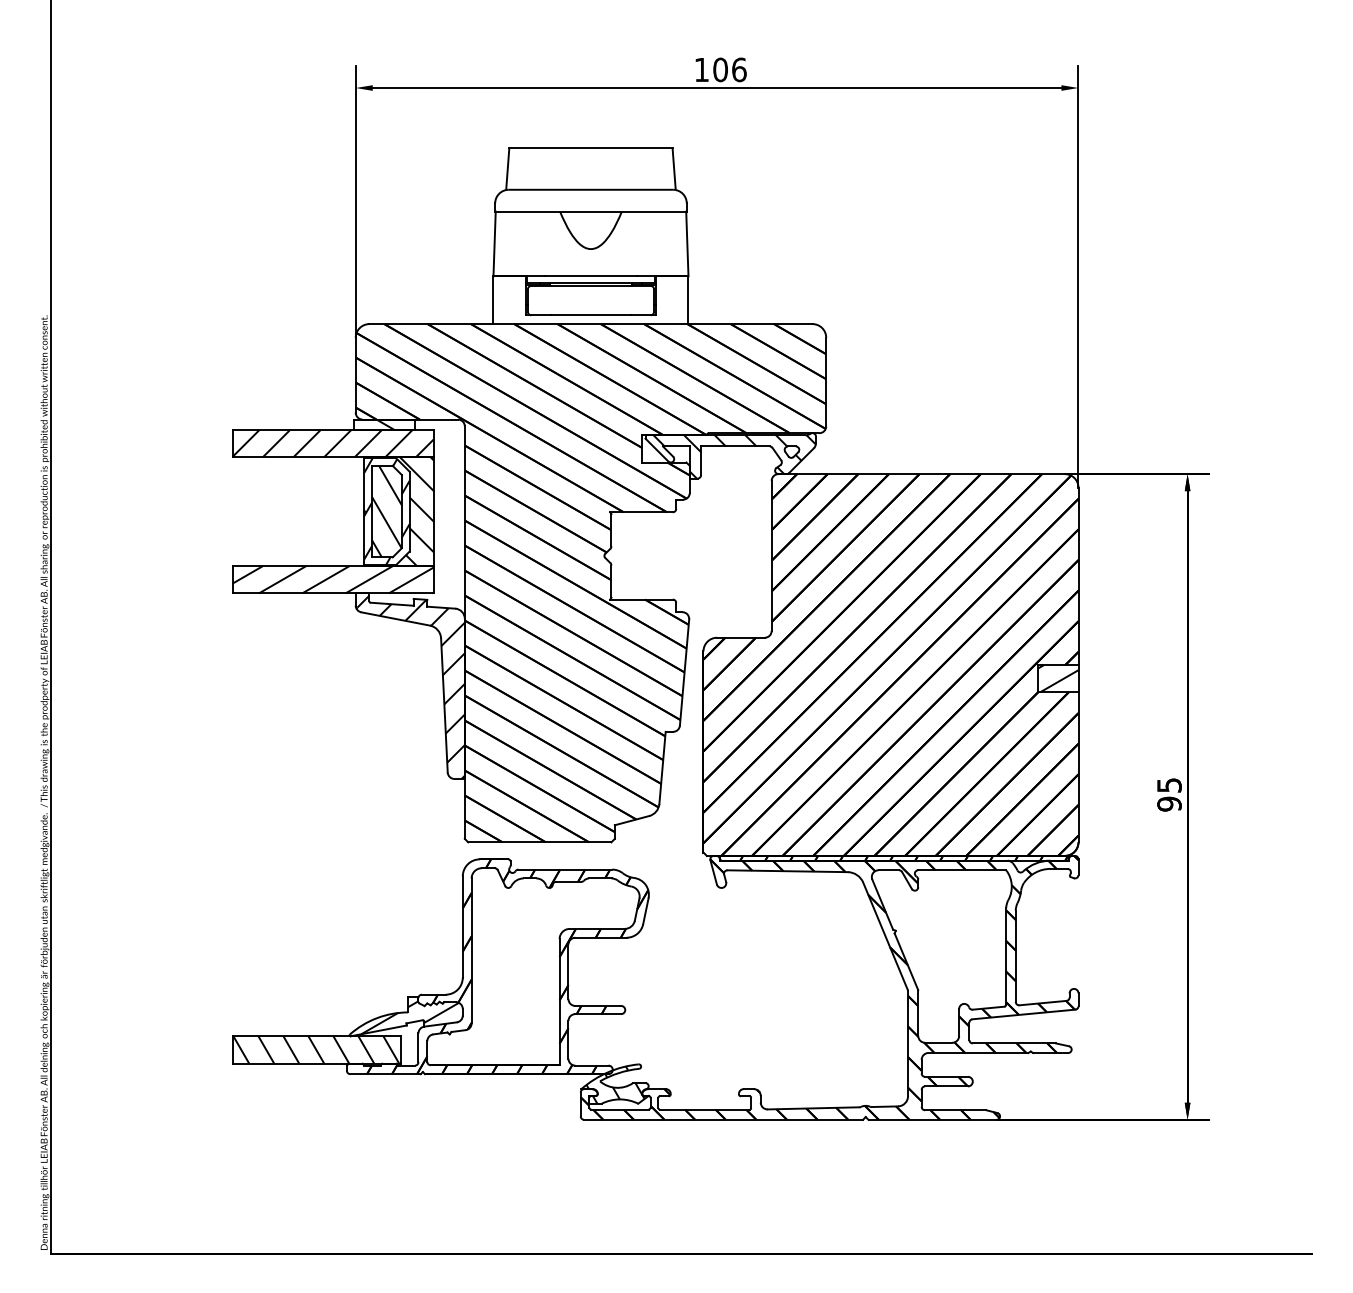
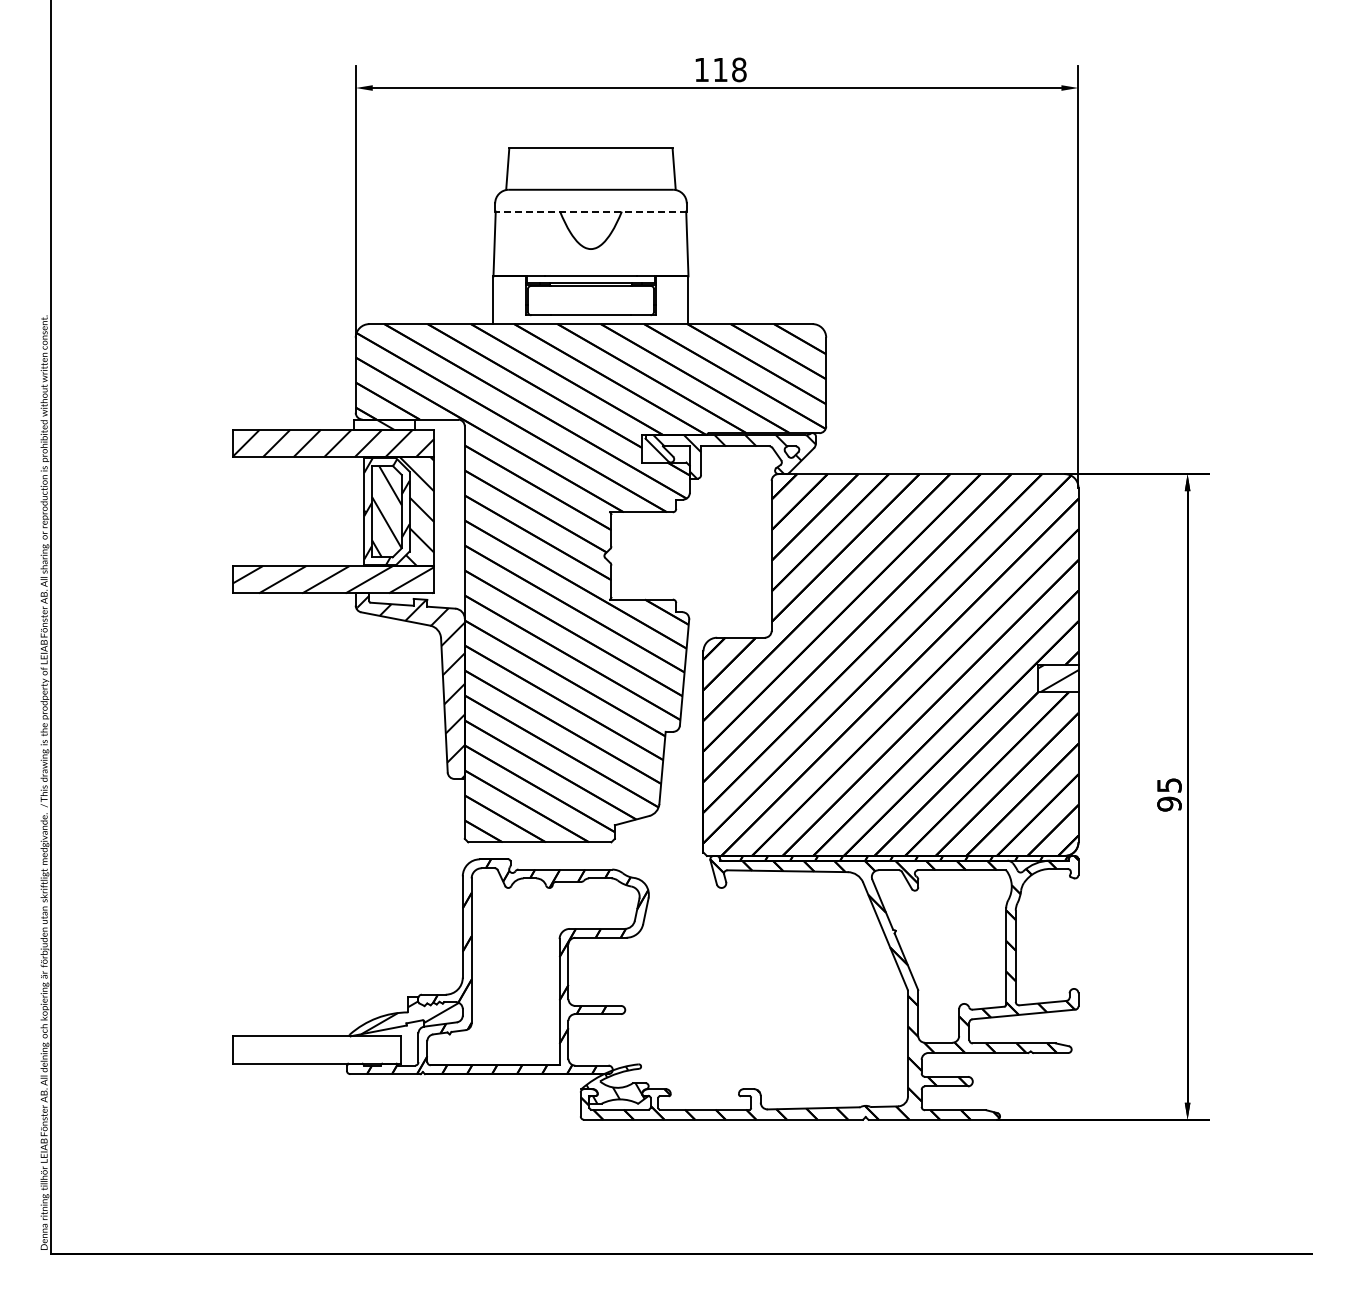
text: 106 -> 118 (729, 69)
line: solid -> dashed (590, 211)
hatch: present -> none (316, 1049)
